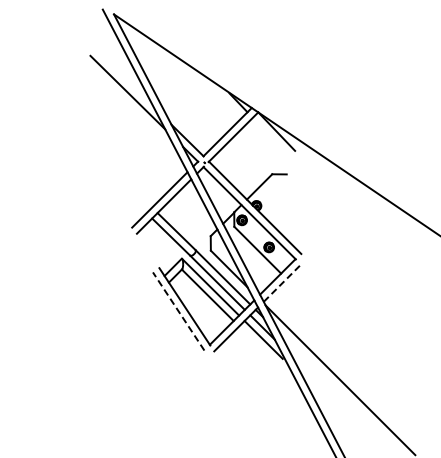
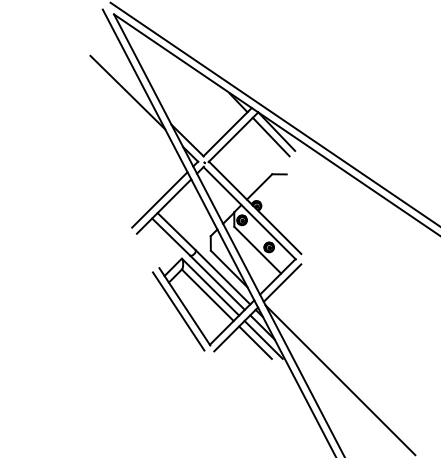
line: none -> present (273, 113)
line: none -> present (270, 136)
line: dashed -> solid (282, 283)
line: dashed -> solid (178, 311)
line: none -> present (255, 342)
